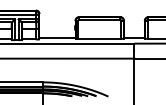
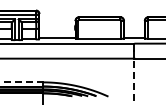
line: solid -> dashed (134, 81)
line: solid -> dashed (21, 82)
